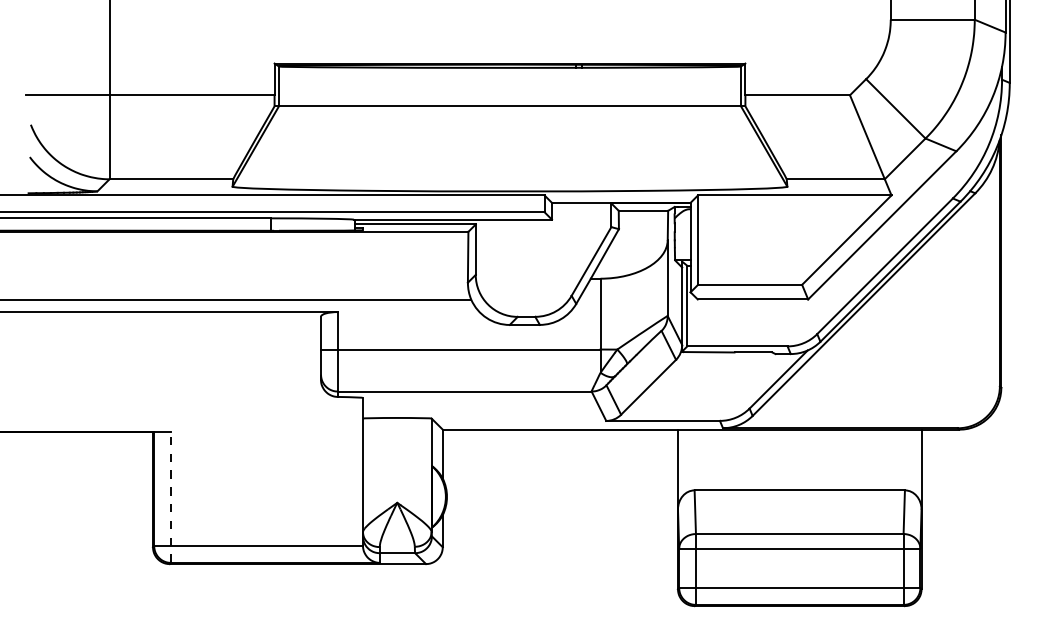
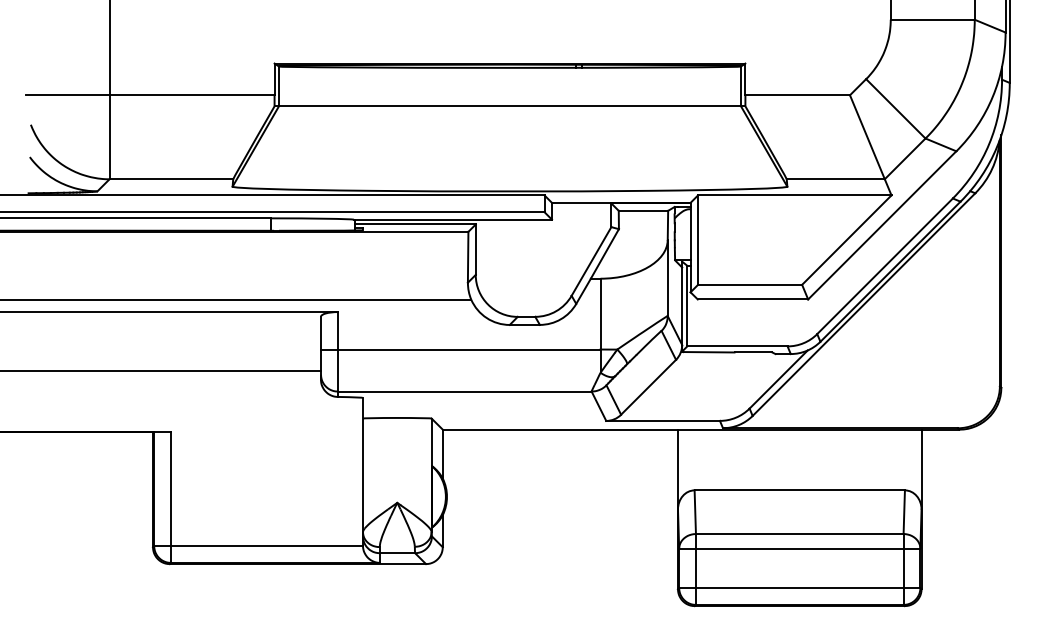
line: none -> present (161, 370)
line: dashed -> solid (170, 497)
